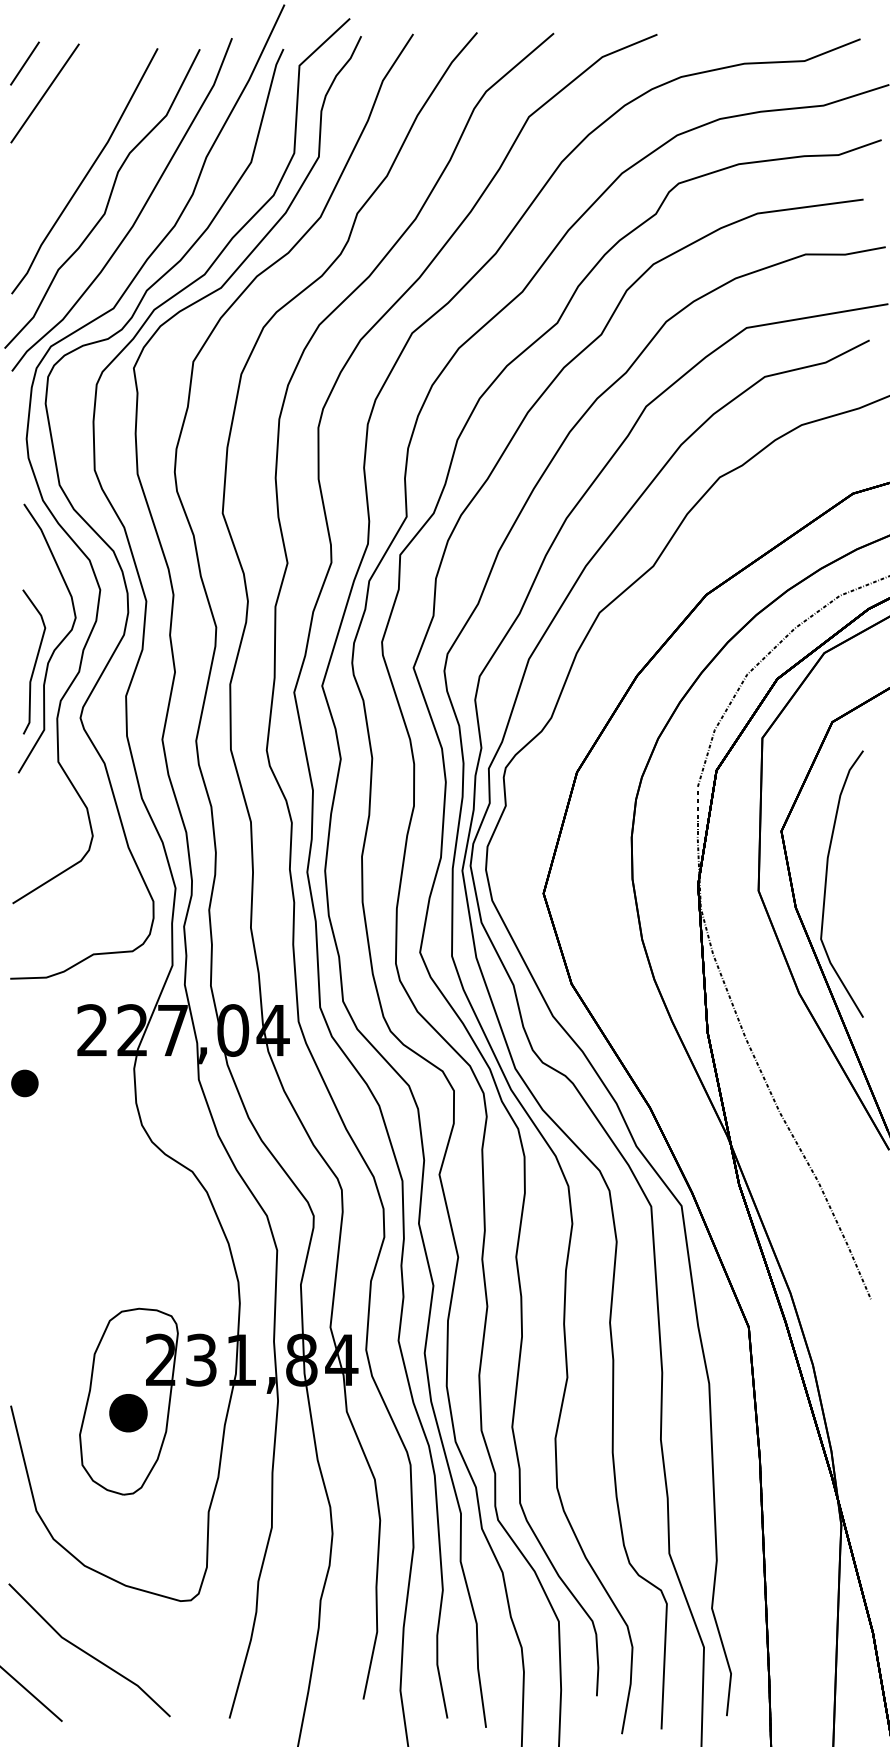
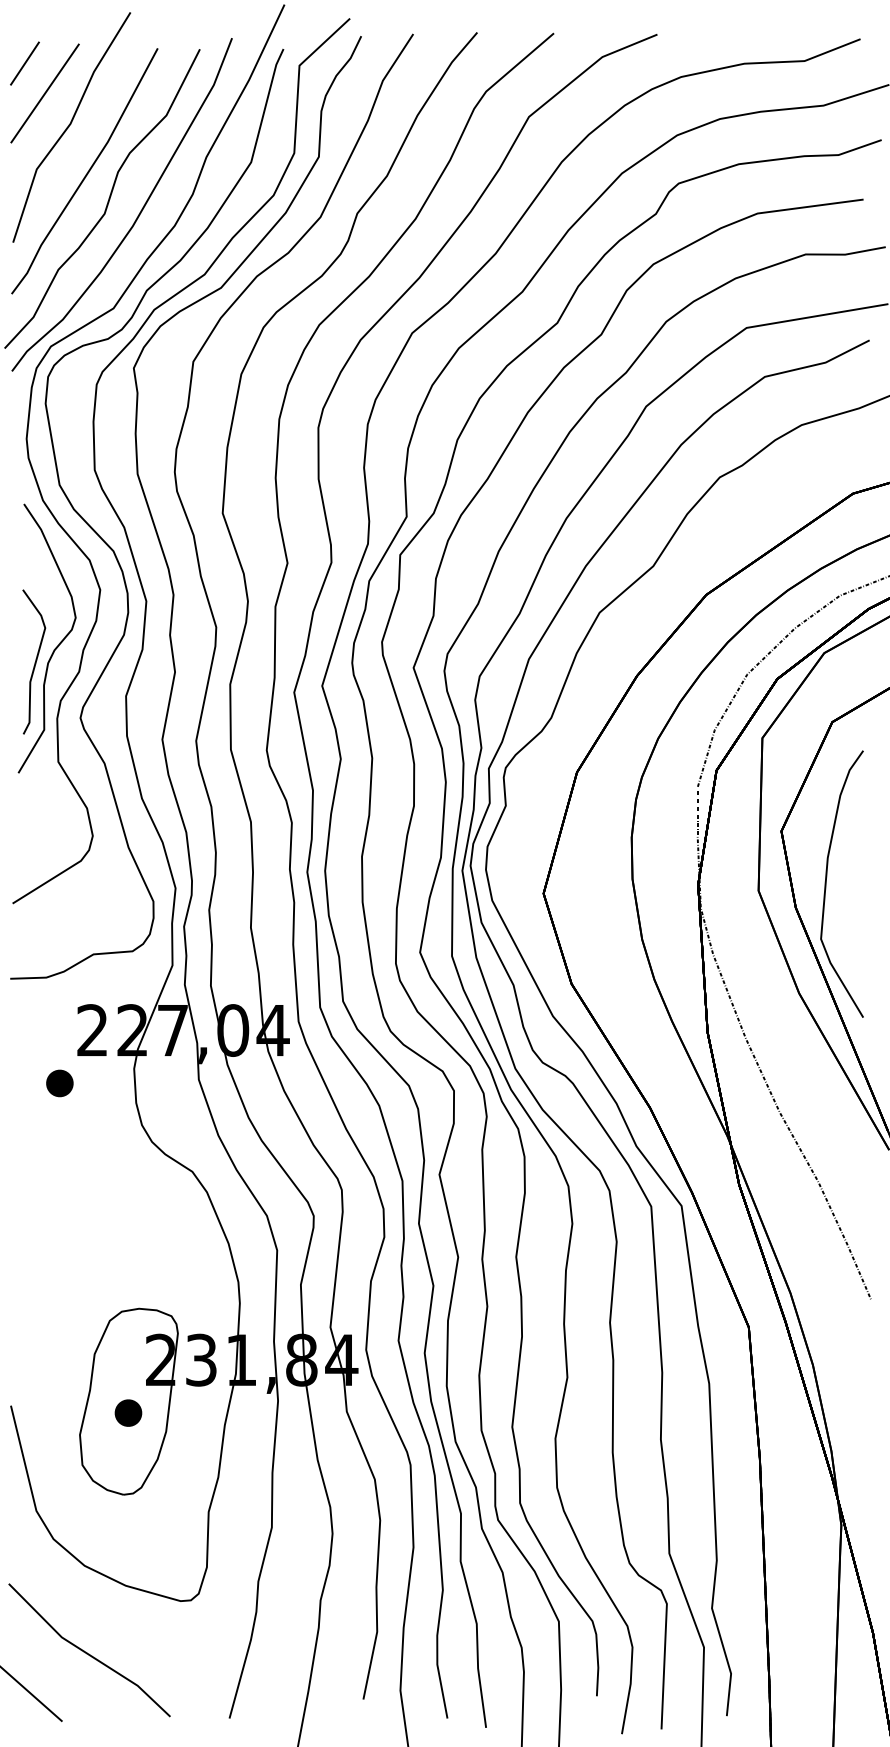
line: none -> present (70, 125)
part position: (24, 1083) -> (59, 1083) (59, 1083)
part size: 39x39 px -> 29x28 px (128, 1412)
